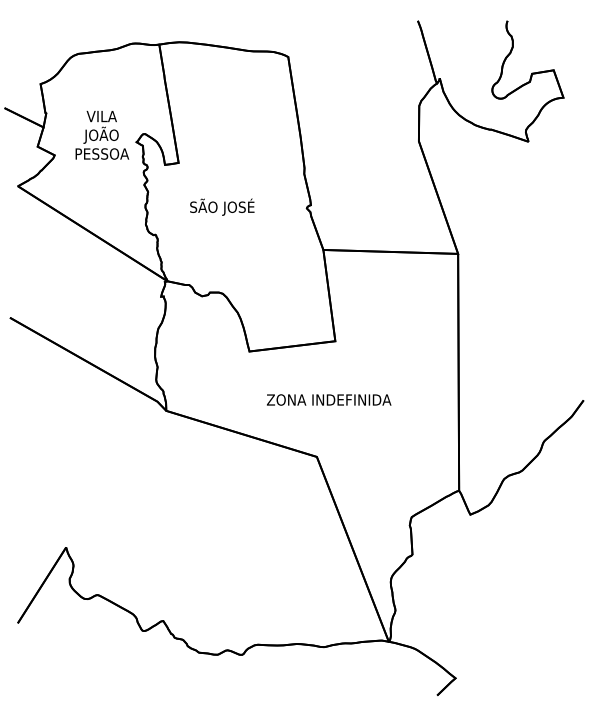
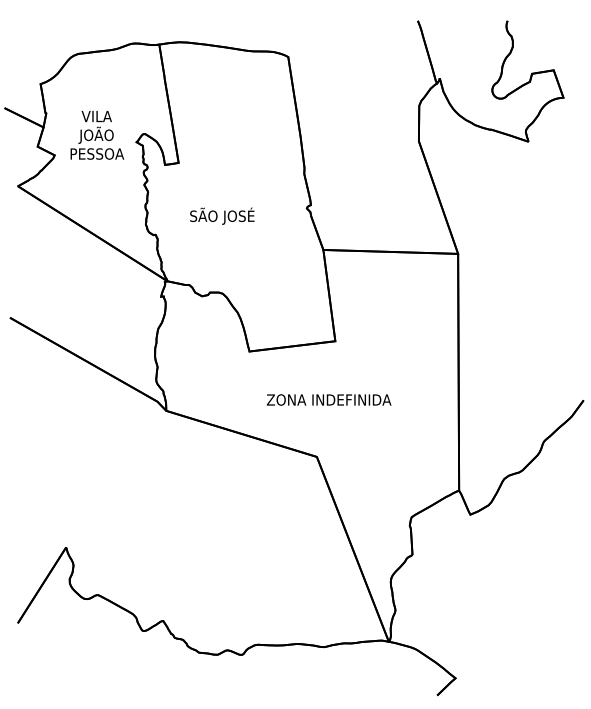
text position: (102, 135) -> (97, 135) (97, 135)
text position: (222, 206) -> (222, 215) (222, 215)
